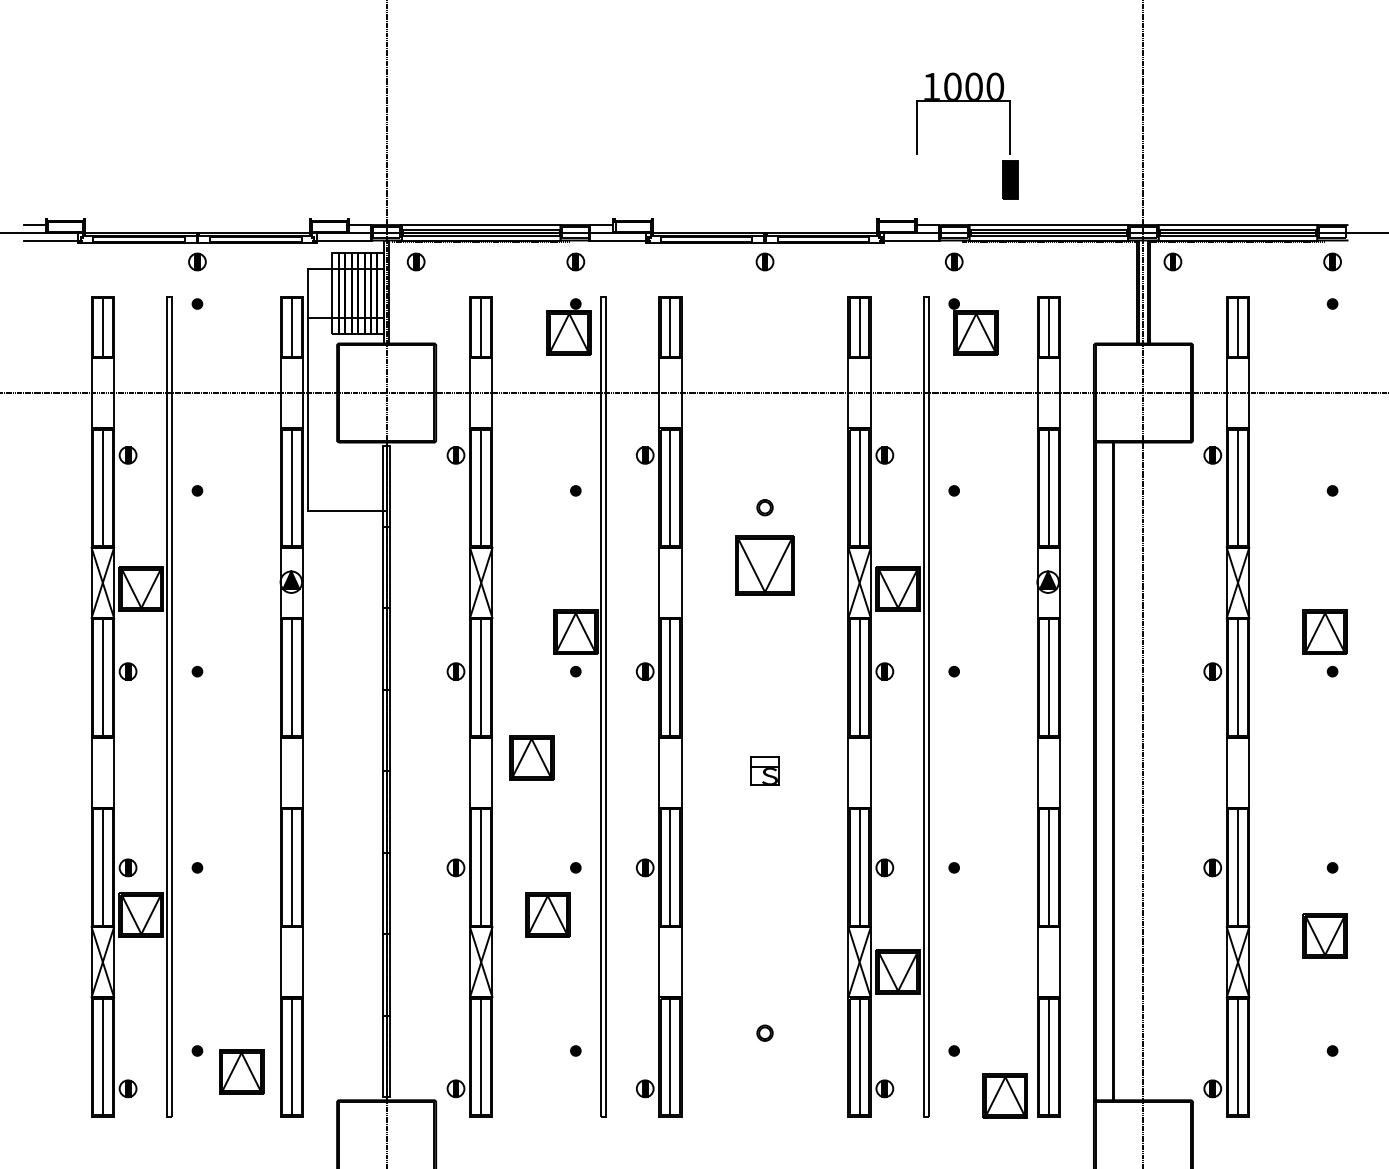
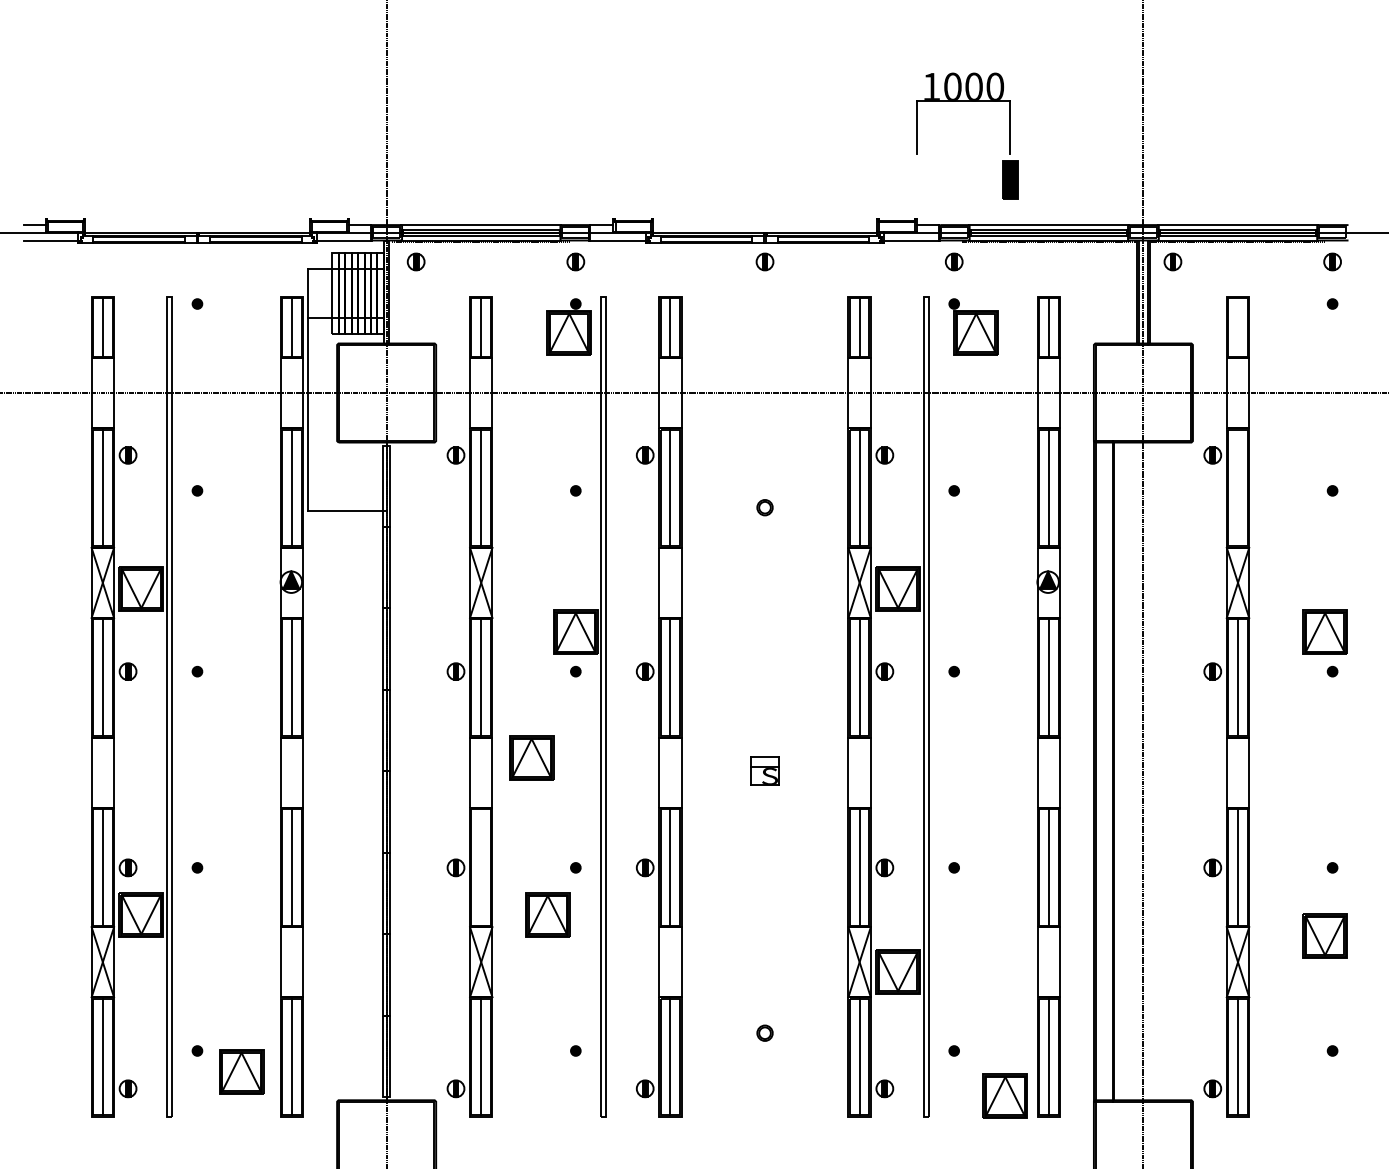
part: present -> none (197, 261)
line: present -> none (1238, 327)
line: present -> none (1238, 487)
part: present -> none (764, 565)
line: present -> none (481, 867)
